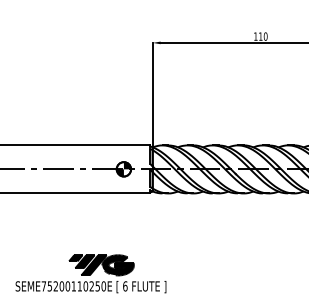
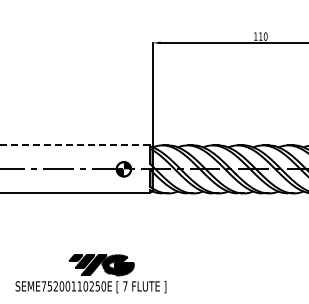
line: solid -> dashed (75, 145)
text: 6 -> 7 (125, 286)
